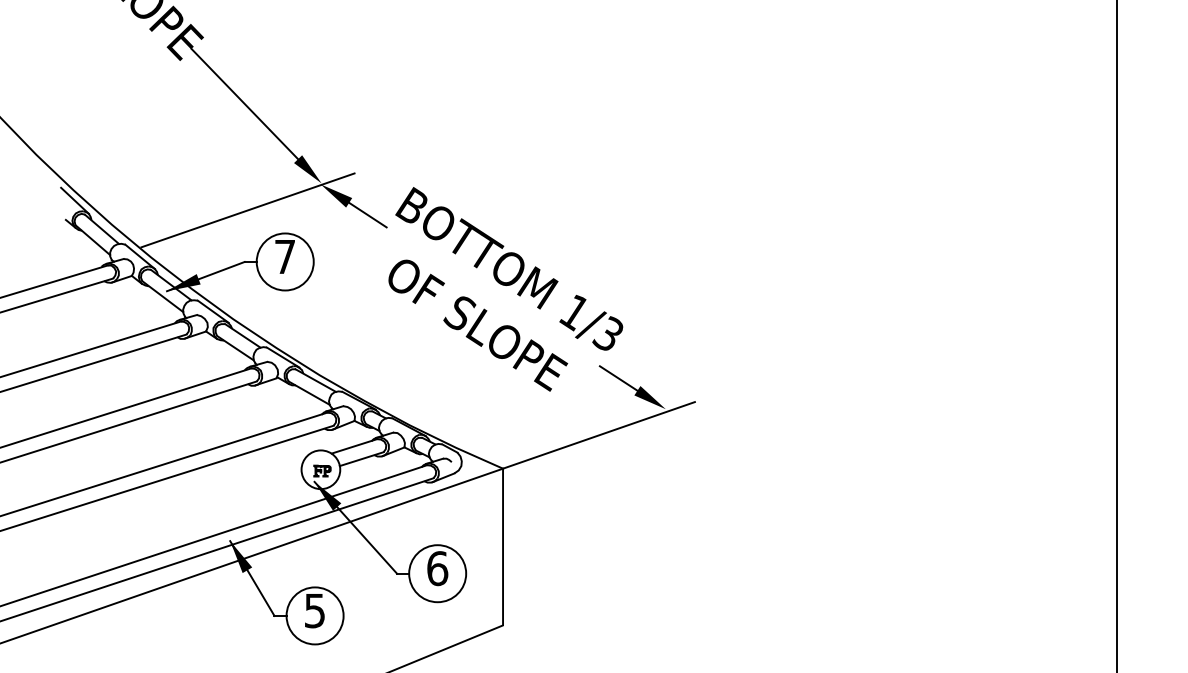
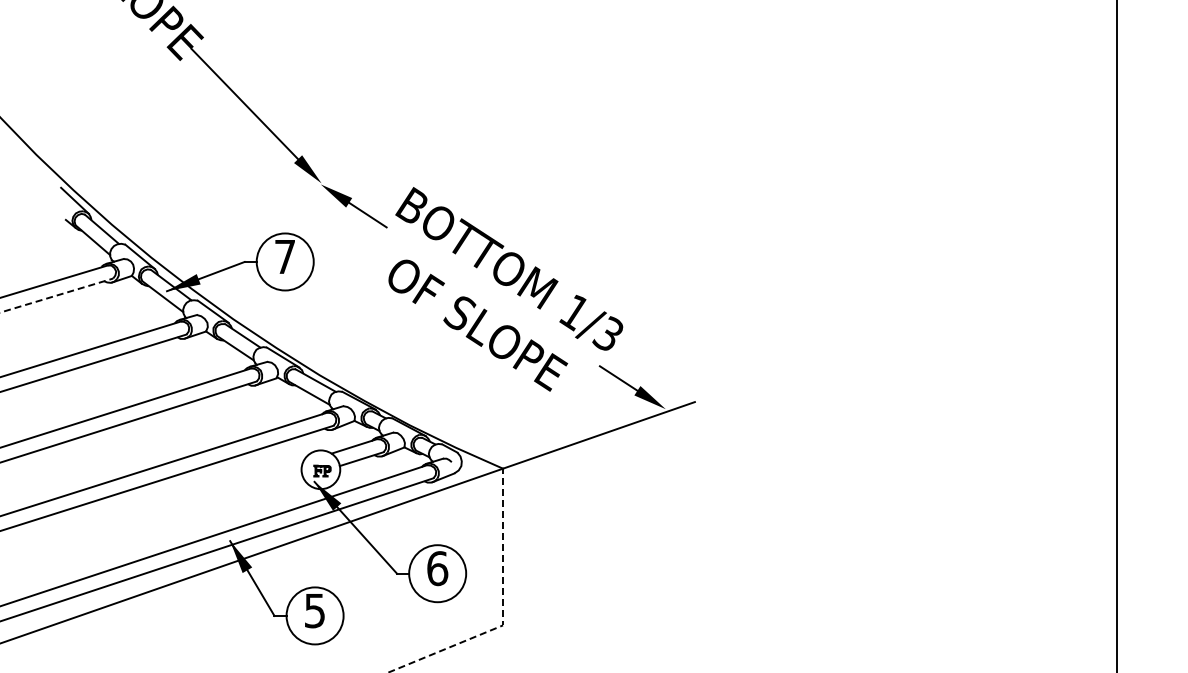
line: present -> none (247, 210)
line: solid -> dashed (56, 295)
line: solid -> dashed (503, 609)
